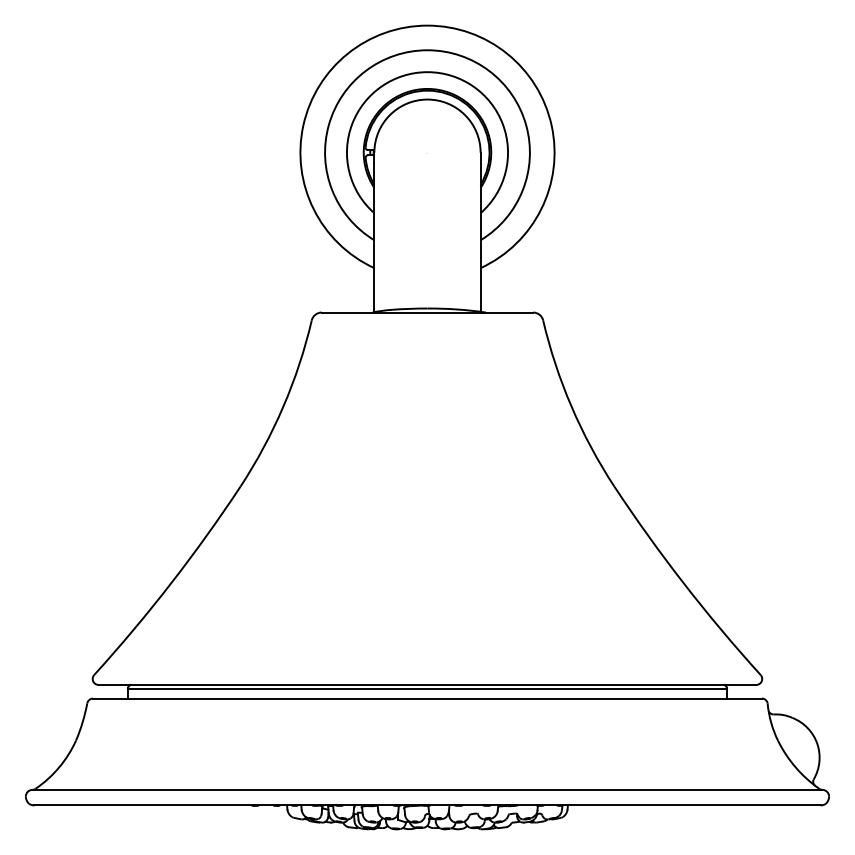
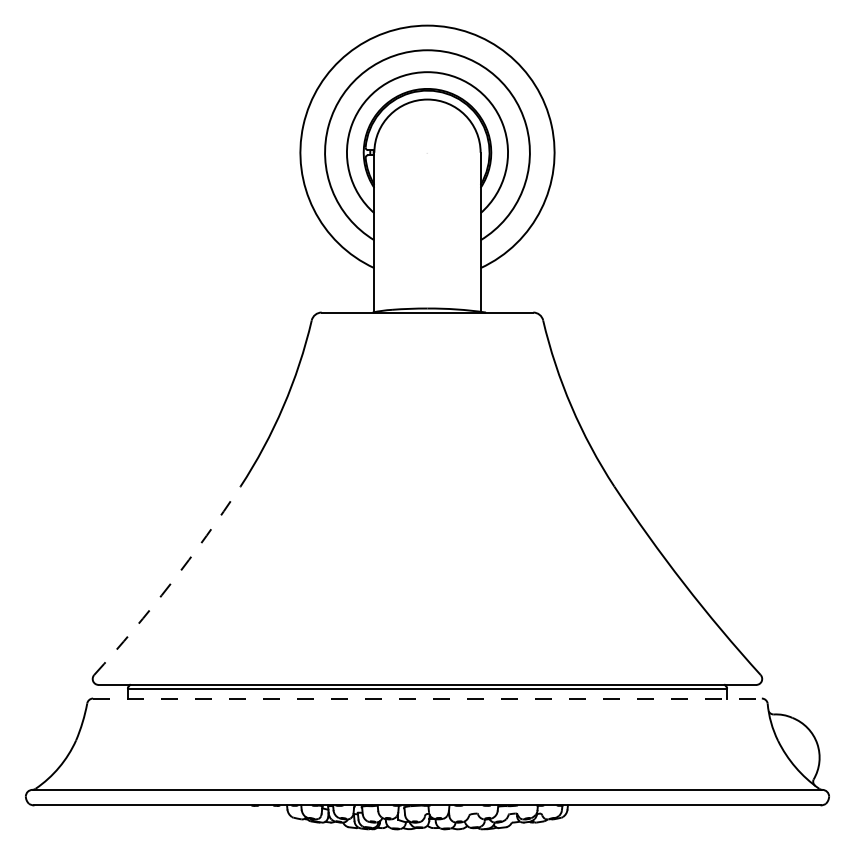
arc: solid -> dashed (170, 583)
line: solid -> dashed (428, 698)
